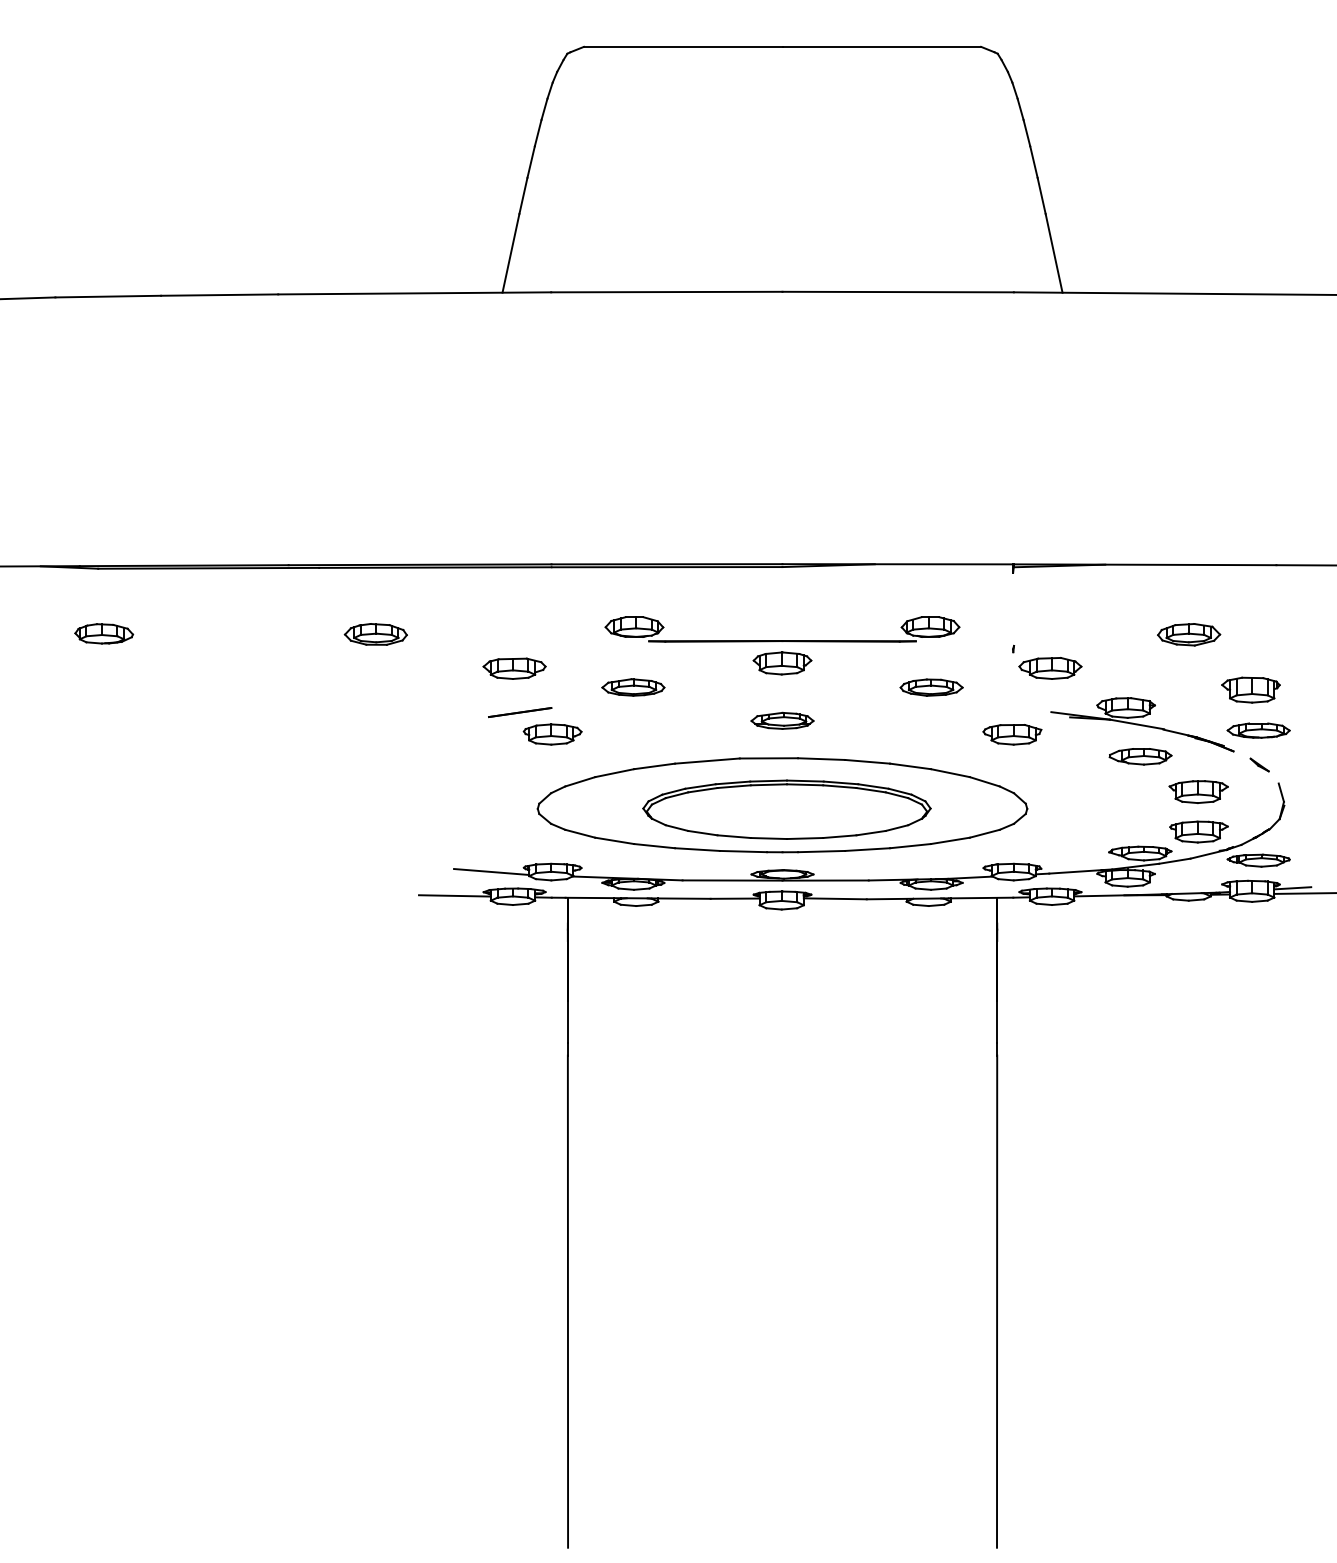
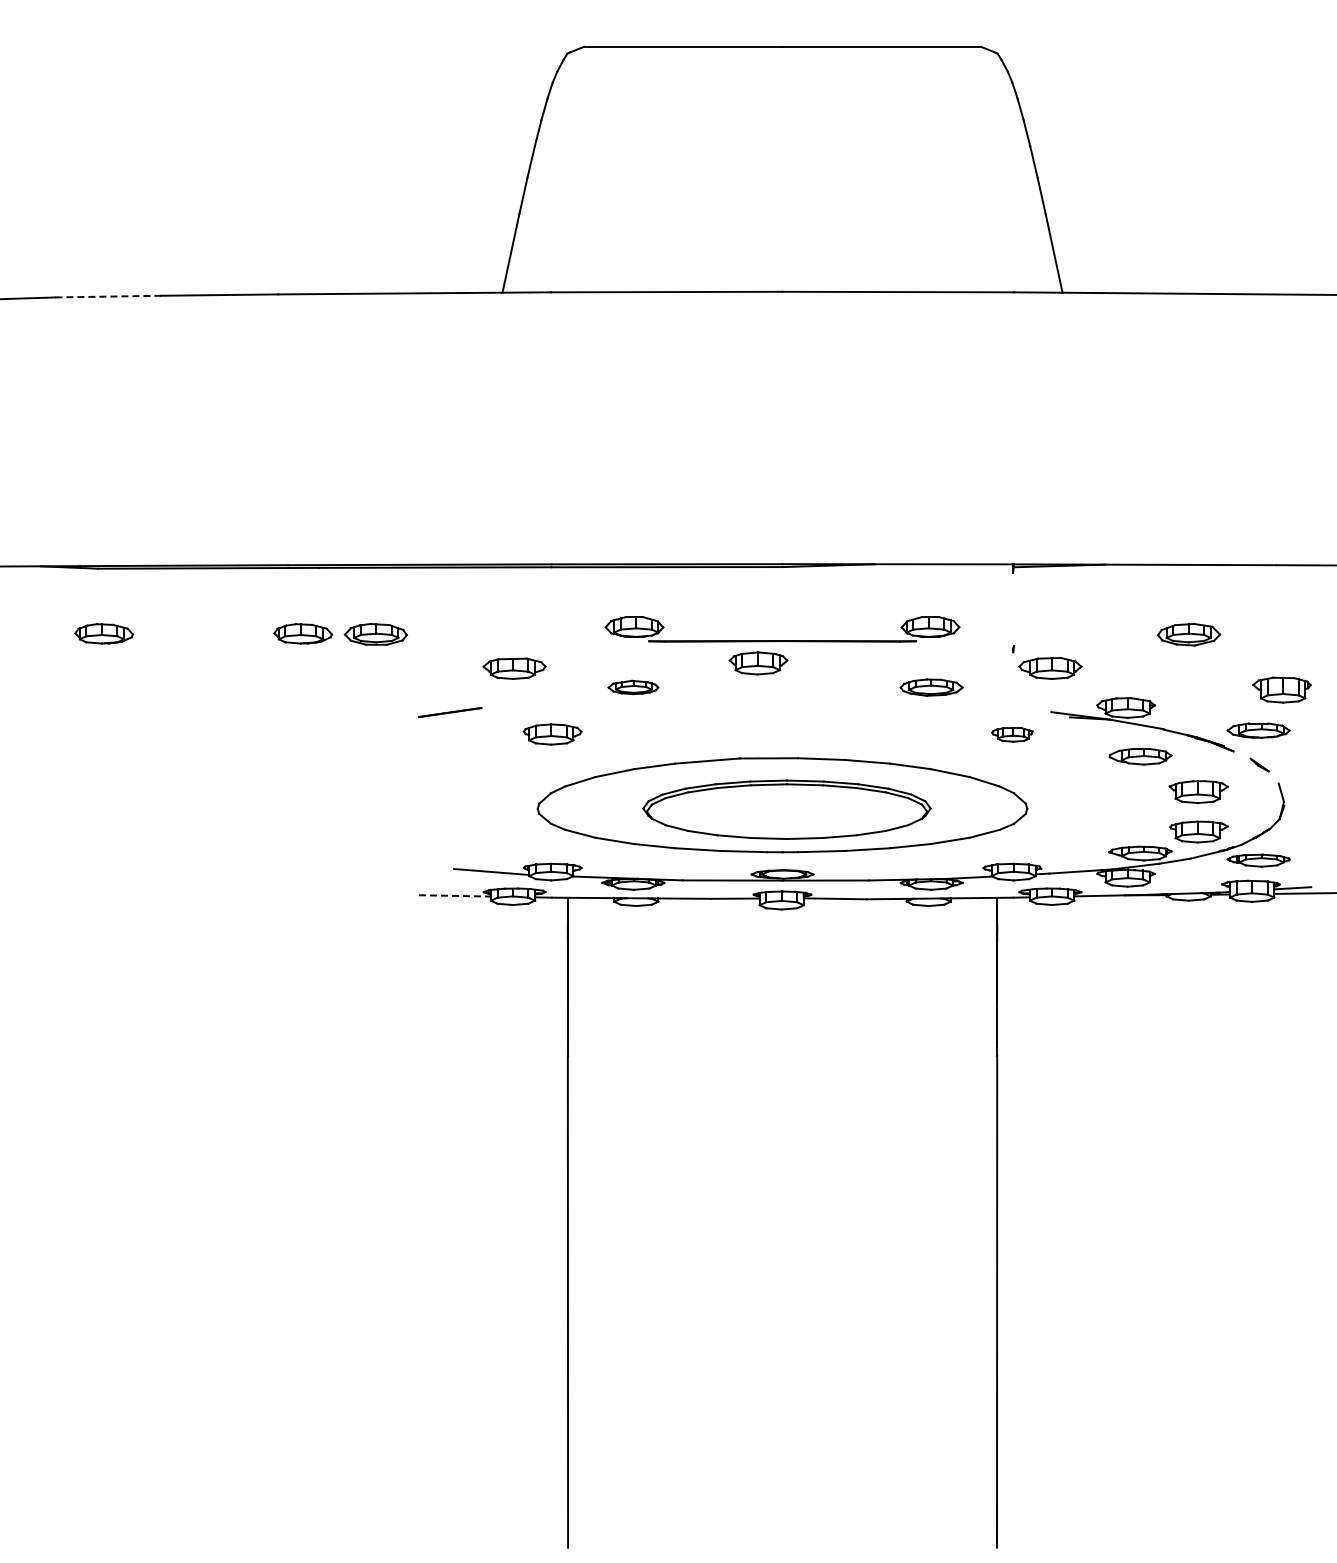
line: solid -> dashed (108, 296)
part: none -> present (303, 633)
part position: (782, 663) -> (758, 663) (758, 663)
part size: 65x19 px -> 53x17 px (633, 687)
part position: (1250, 689) -> (1281, 689) (1281, 689)
line position: (520, 712) -> (450, 712) (450, 712)
part: present -> none (782, 720)
part size: 61x22 px -> 43x16 px (1012, 734)
line: solid -> dashed (454, 895)
